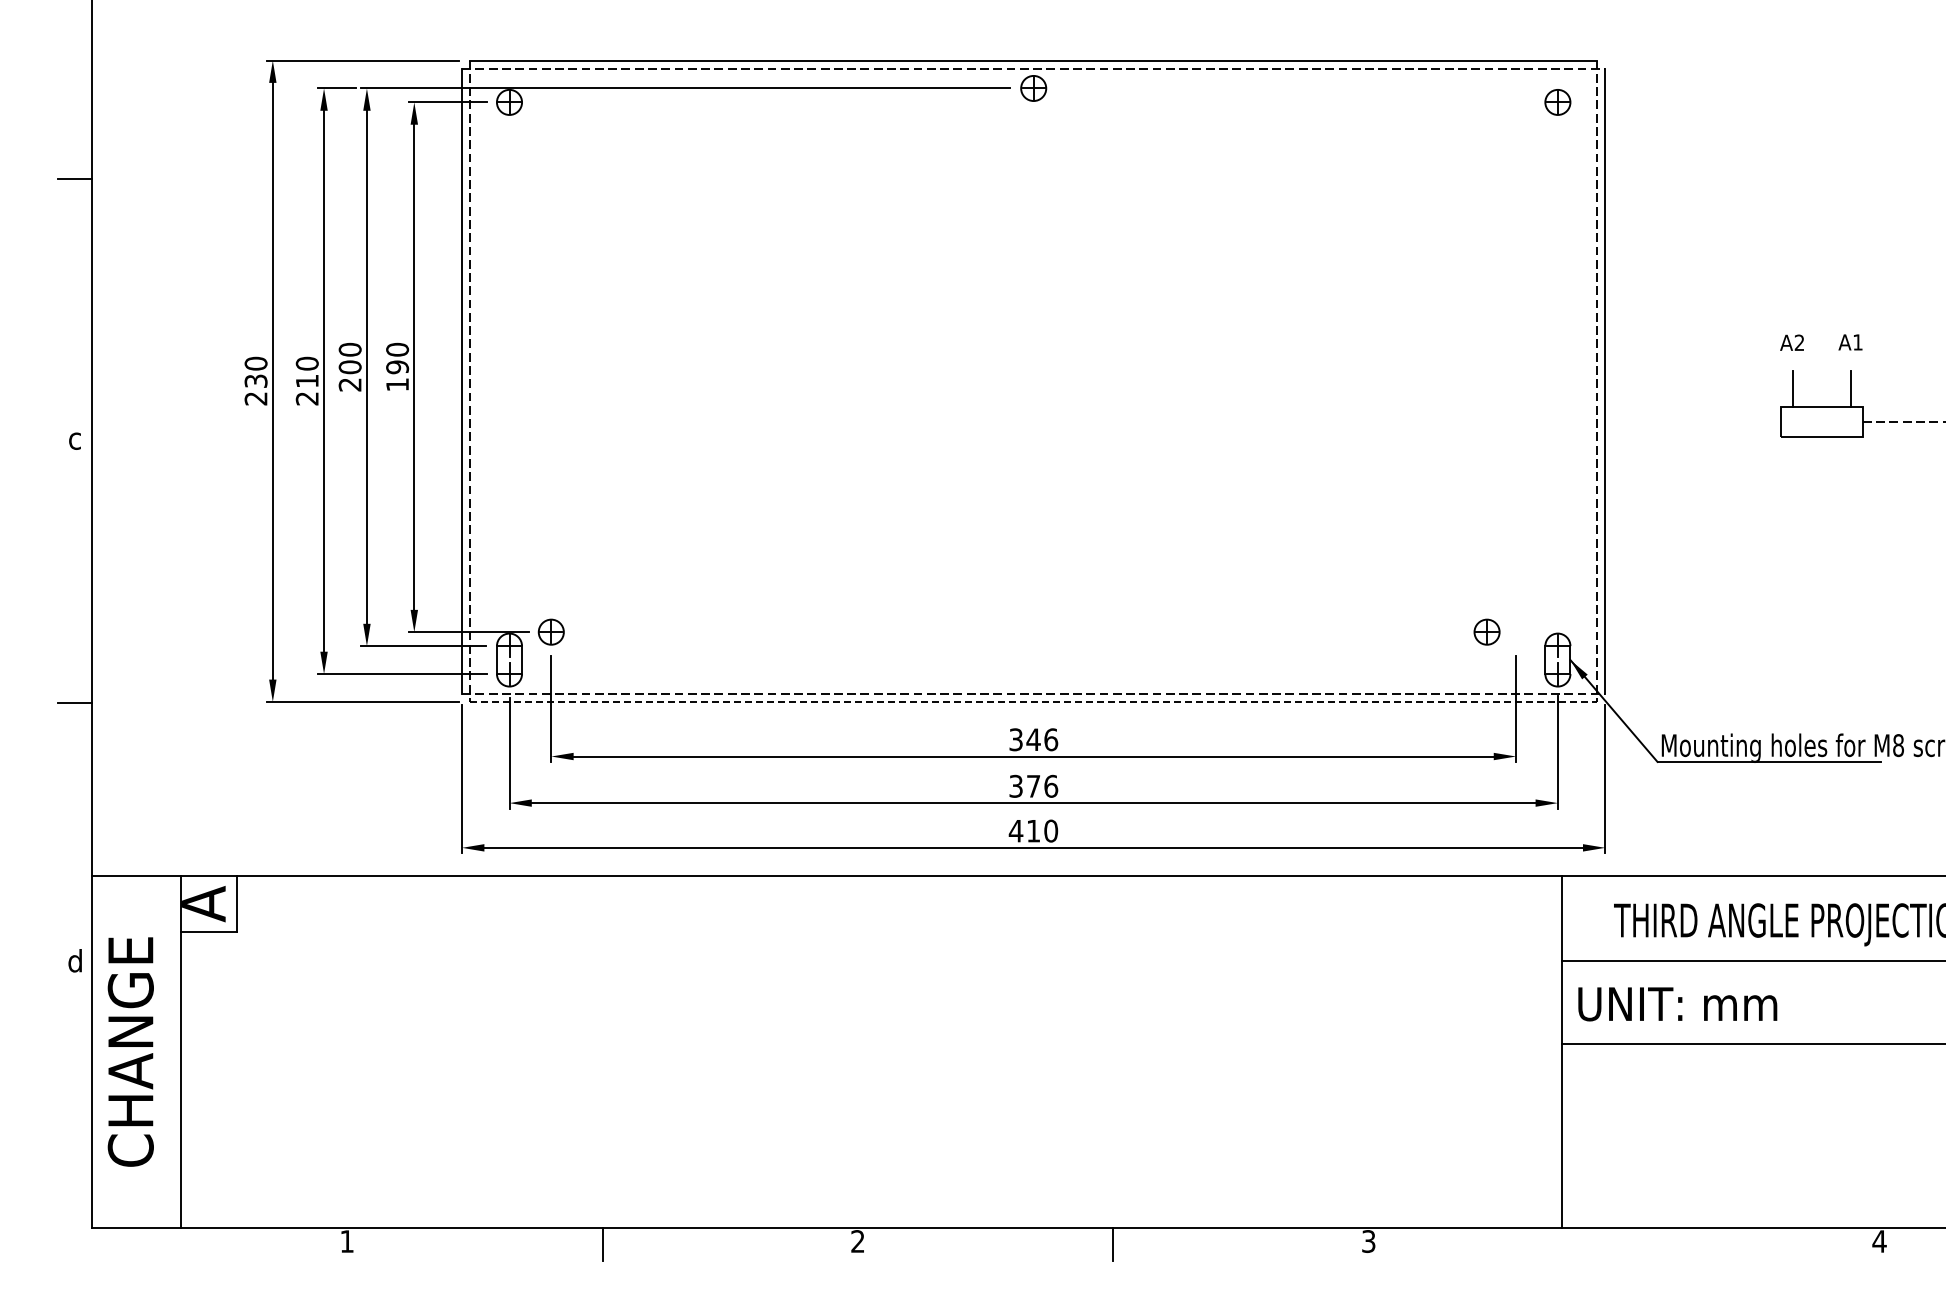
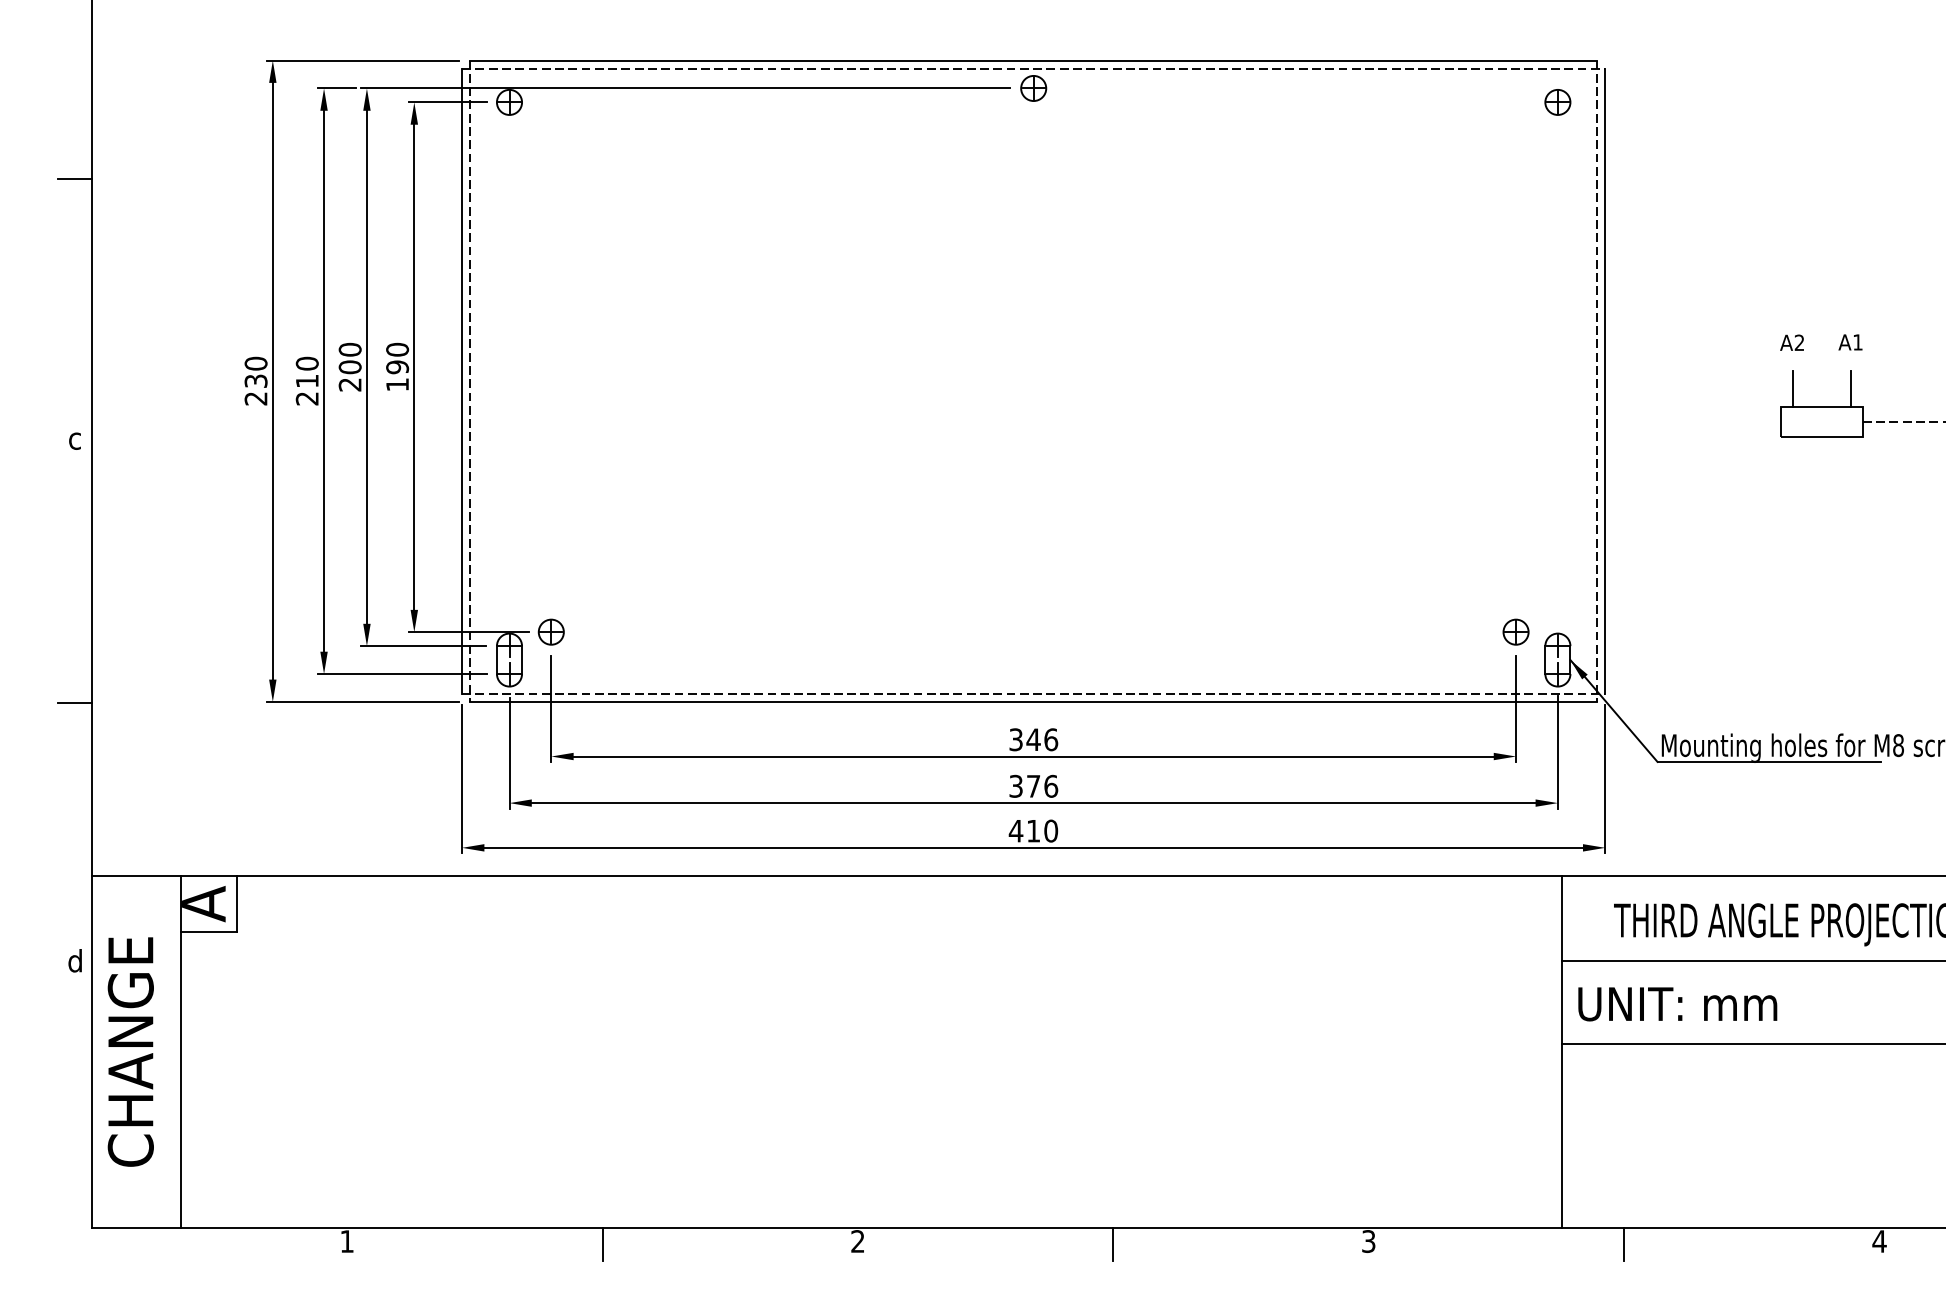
part position: (1486, 631) -> (1515, 631) (1515, 631)
line: dashed -> solid (1034, 701)
line: none -> present (1624, 1244)
